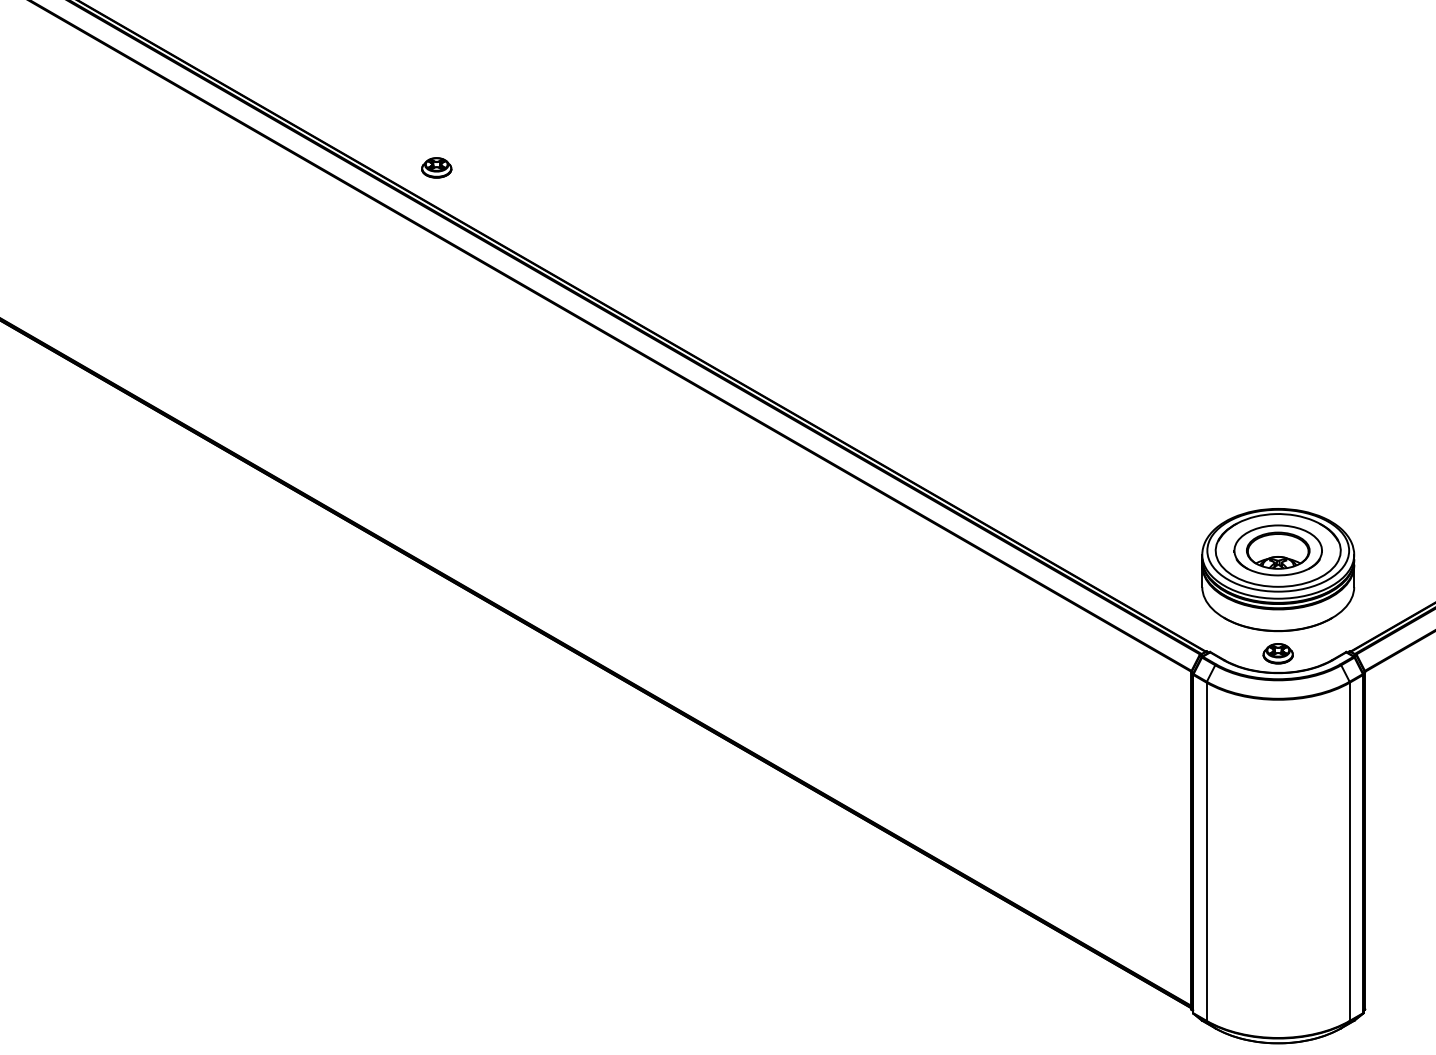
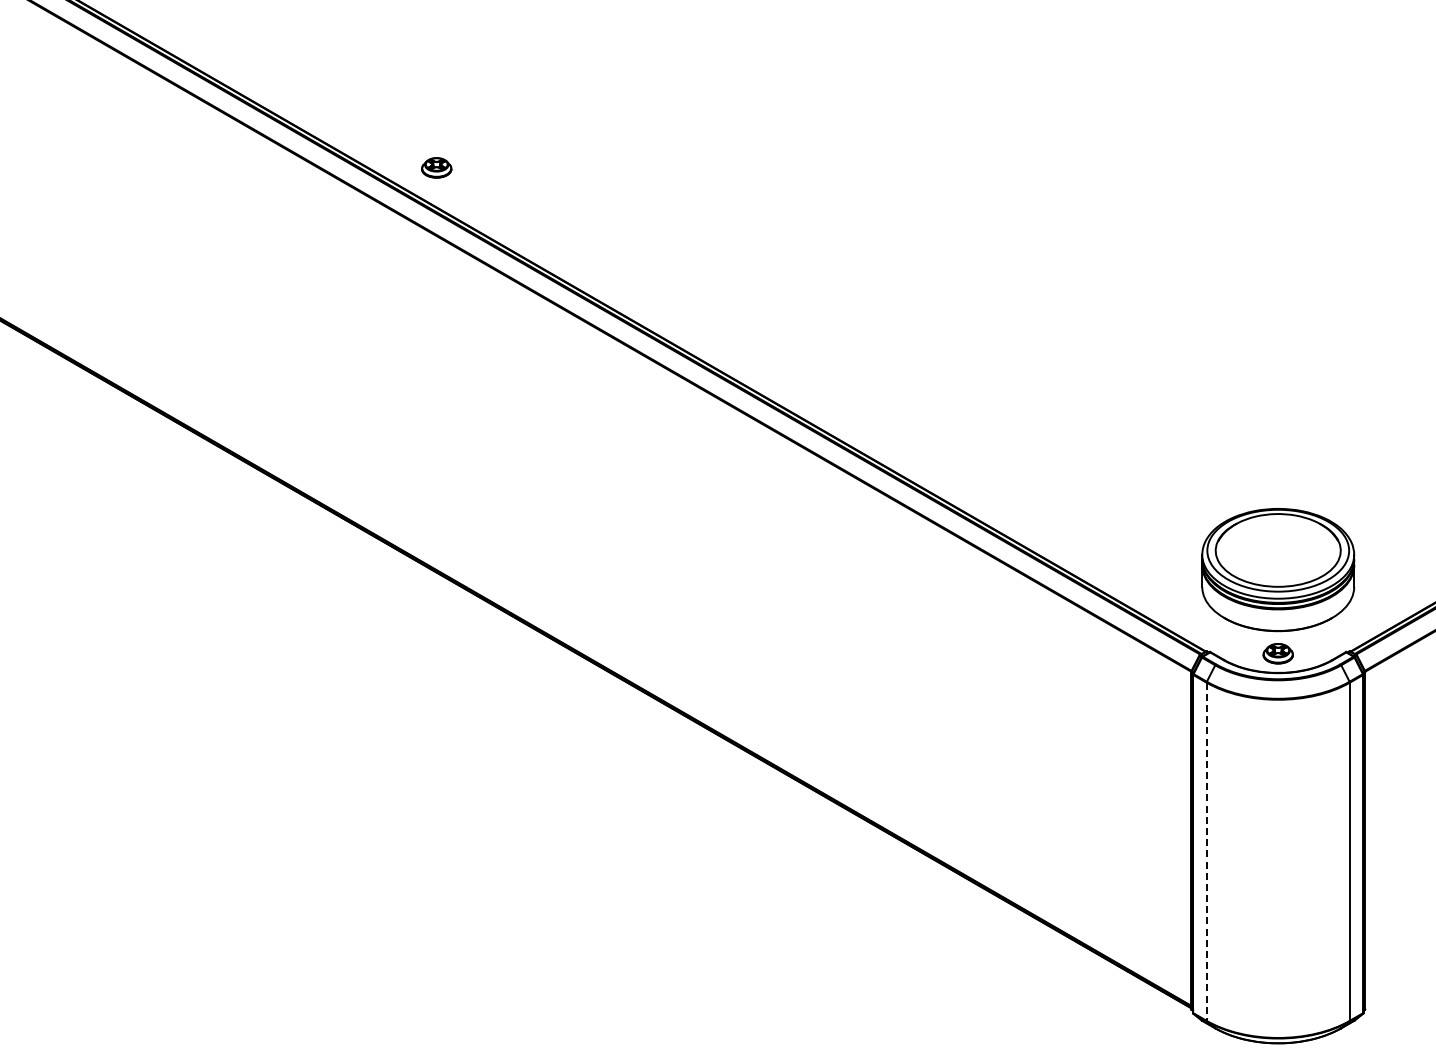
part: present -> none (1277, 550)
line: solid -> dashed (1206, 852)
